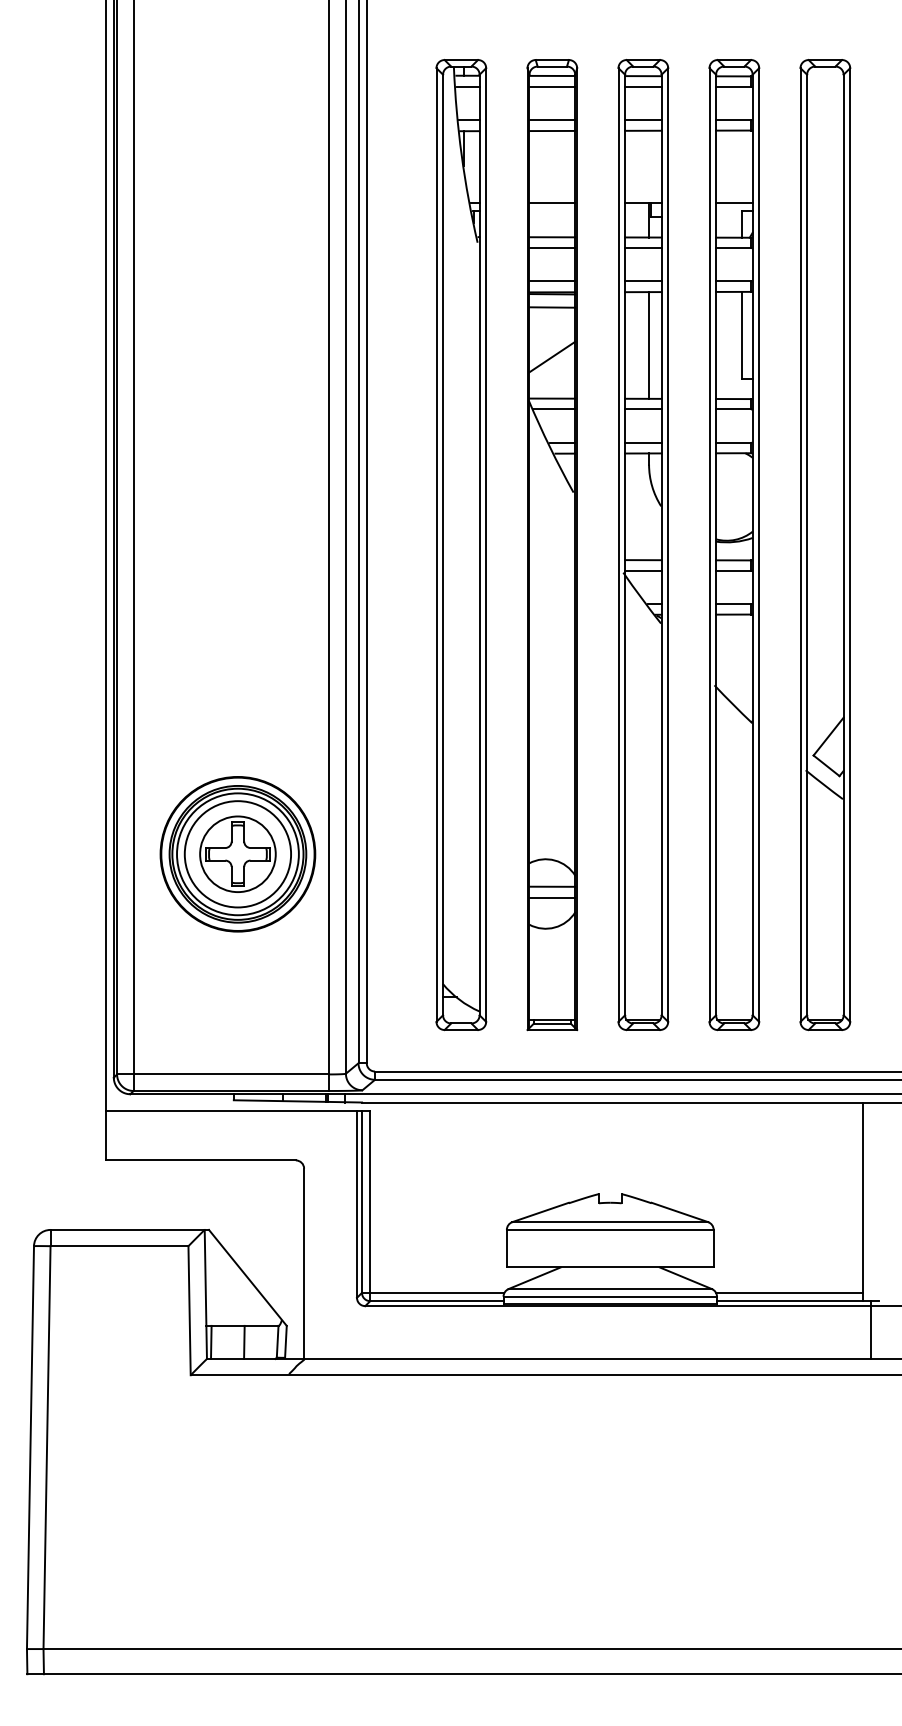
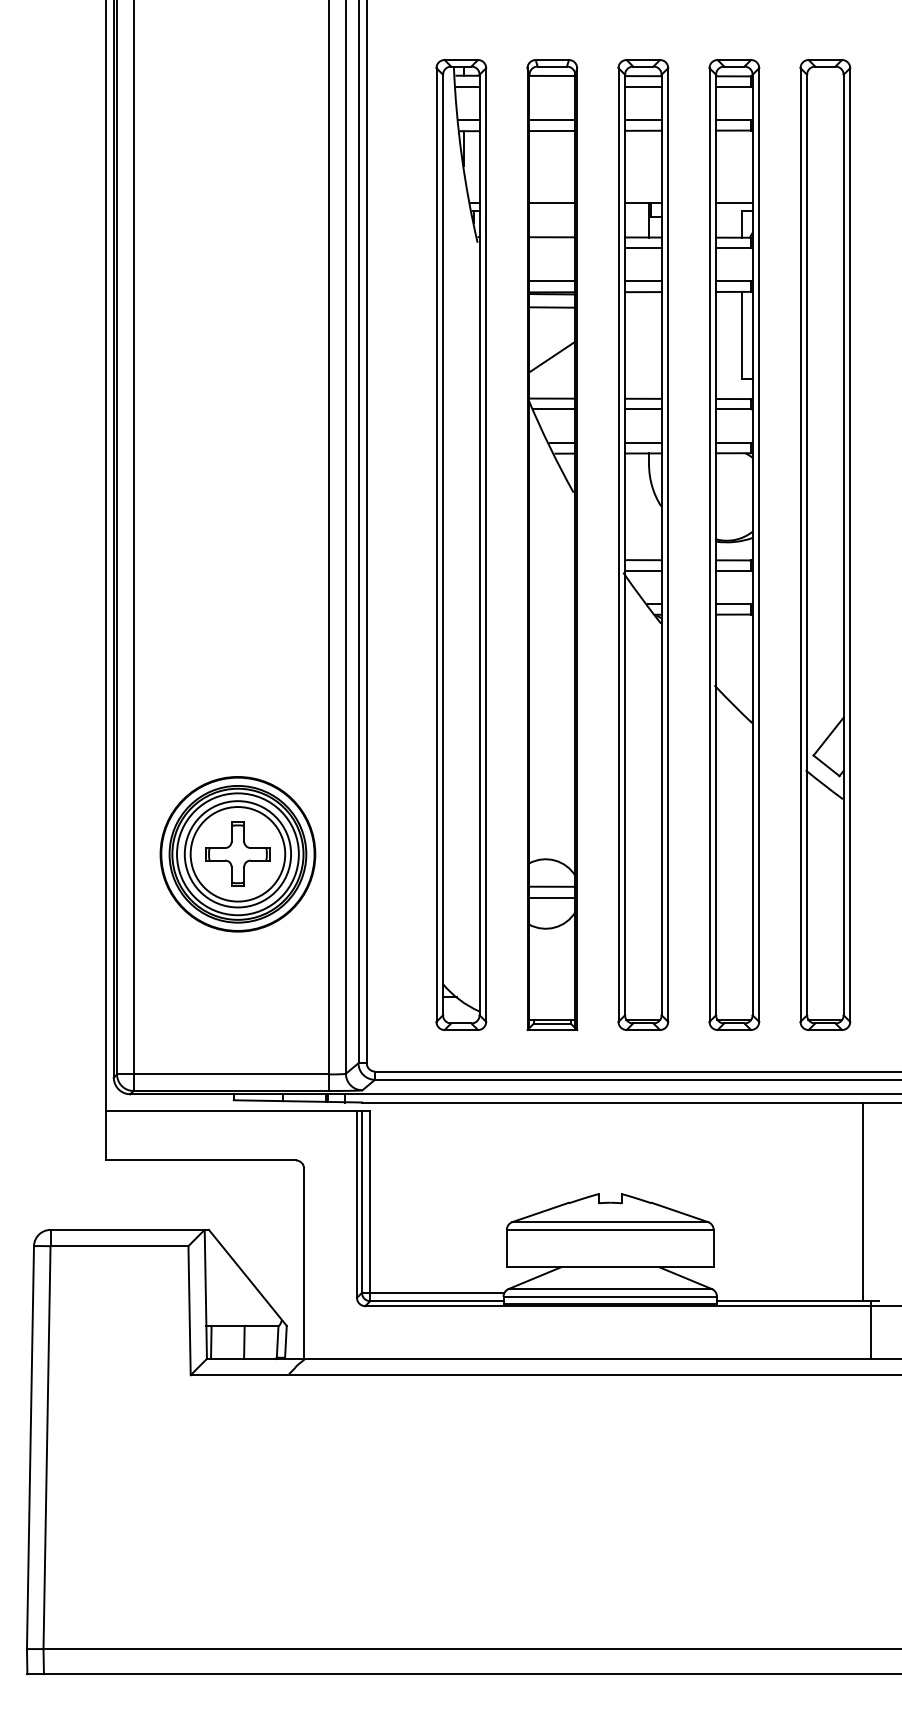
line: present -> none (552, 86)
line: present -> none (552, 248)
line: present -> none (649, 345)
circle diameter: 76 px -> 95 px (237, 854)
line: present -> none (789, 1292)
